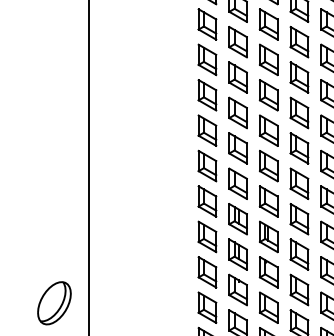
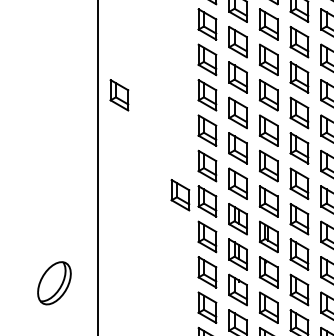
part: none -> present (119, 95)
line position: (89, 167) -> (98, 167) (98, 167)
part: none -> present (180, 195)
part position: (54, 303) -> (54, 283) (54, 283)
